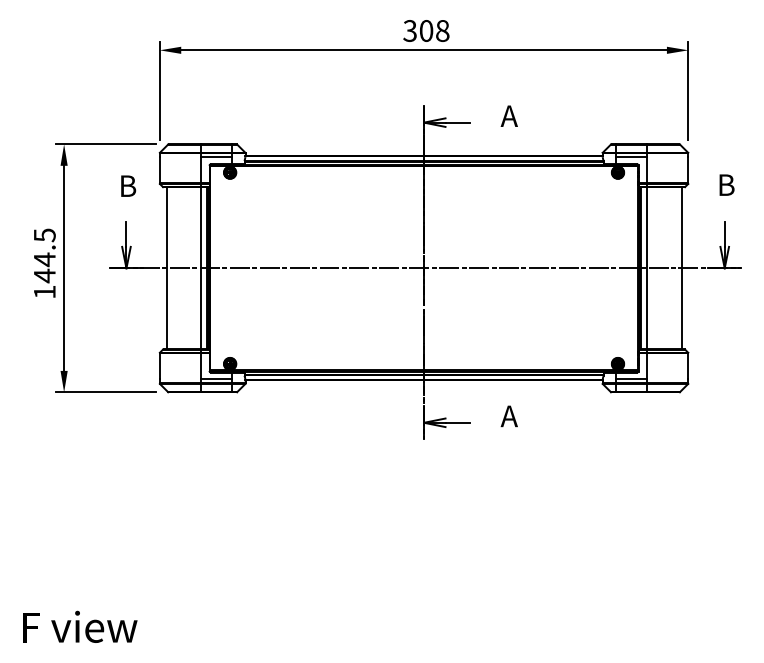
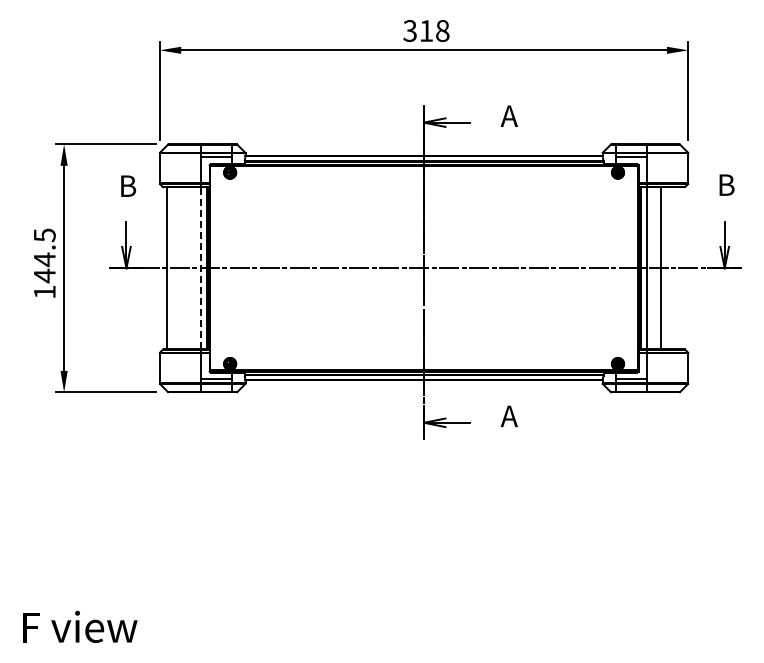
text: 308 -> 318 (426, 30)
line: solid -> dashed (200, 267)
line position: (681, 268) -> (660, 268) (660, 268)
